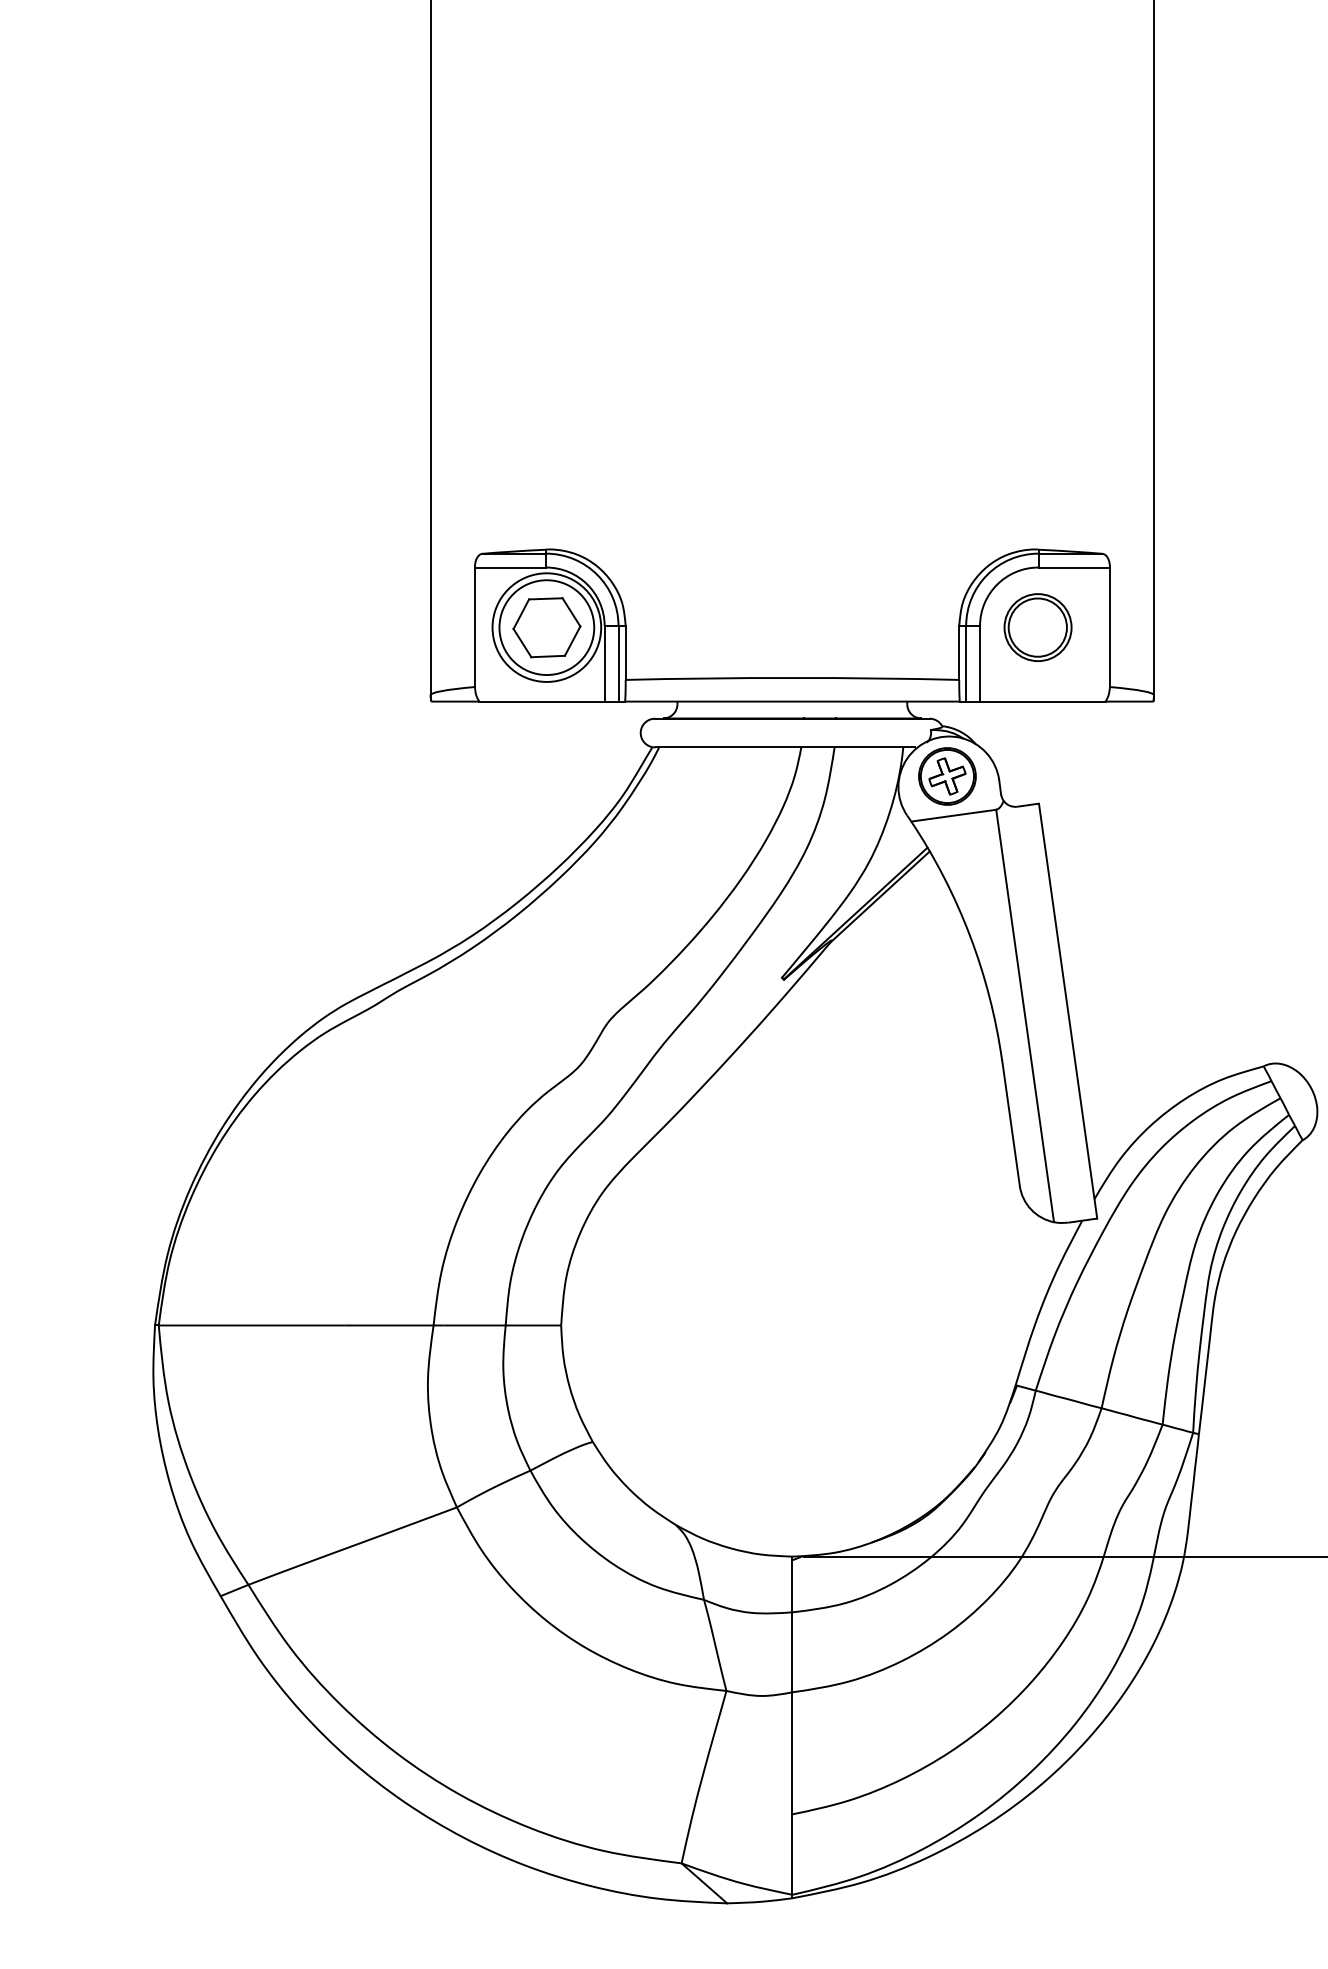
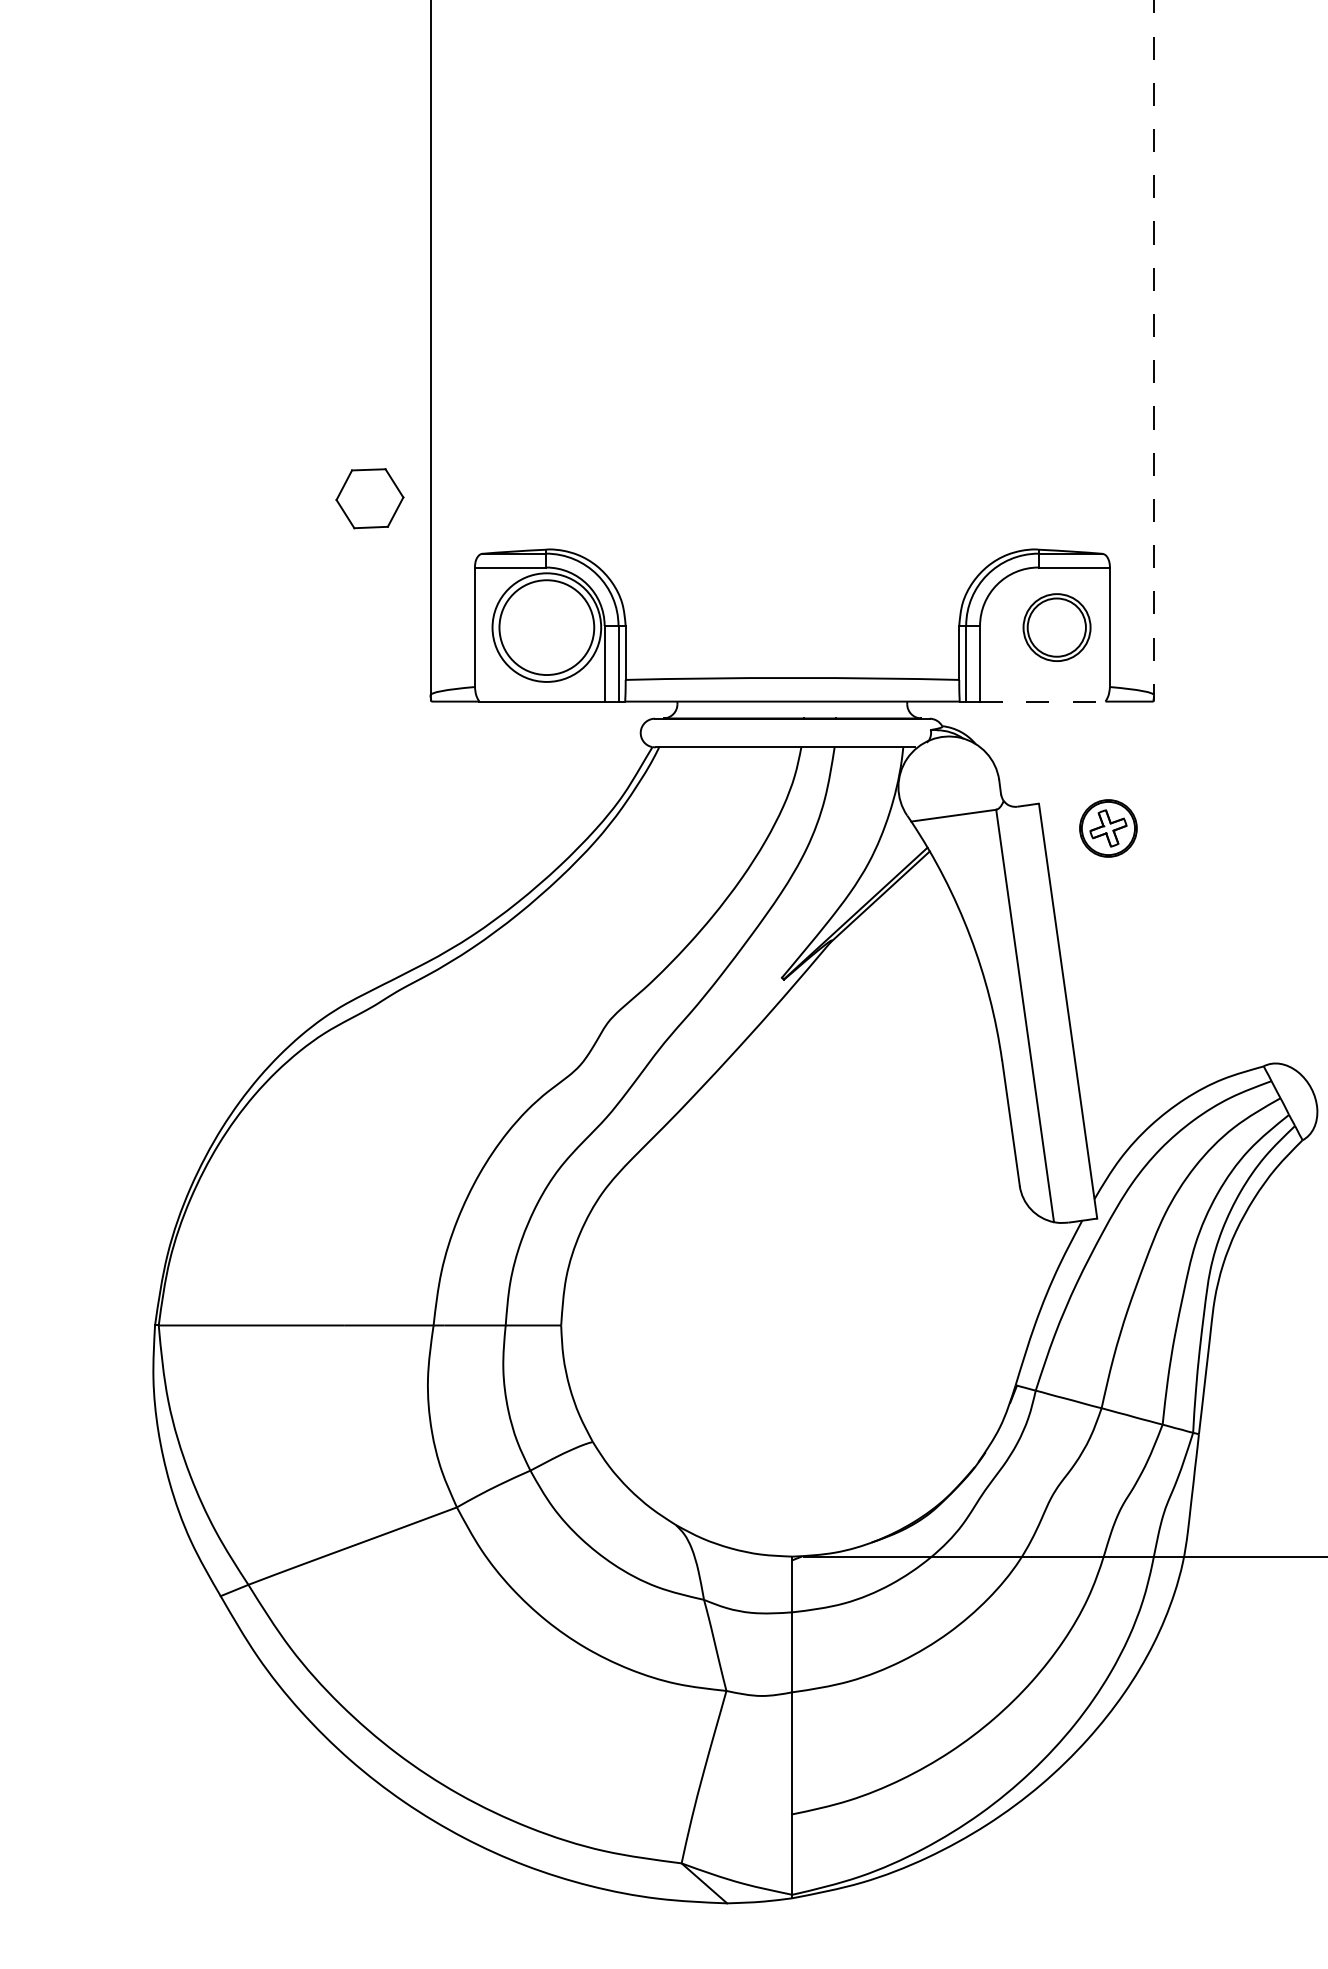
line: solid -> dashed (1154, 348)
part position: (546, 627) -> (369, 498) (369, 498)
part position: (1037, 627) -> (1056, 627) (1056, 627)
line: solid -> dashed (1042, 701)
part position: (947, 776) -> (1108, 828) (1108, 828)
